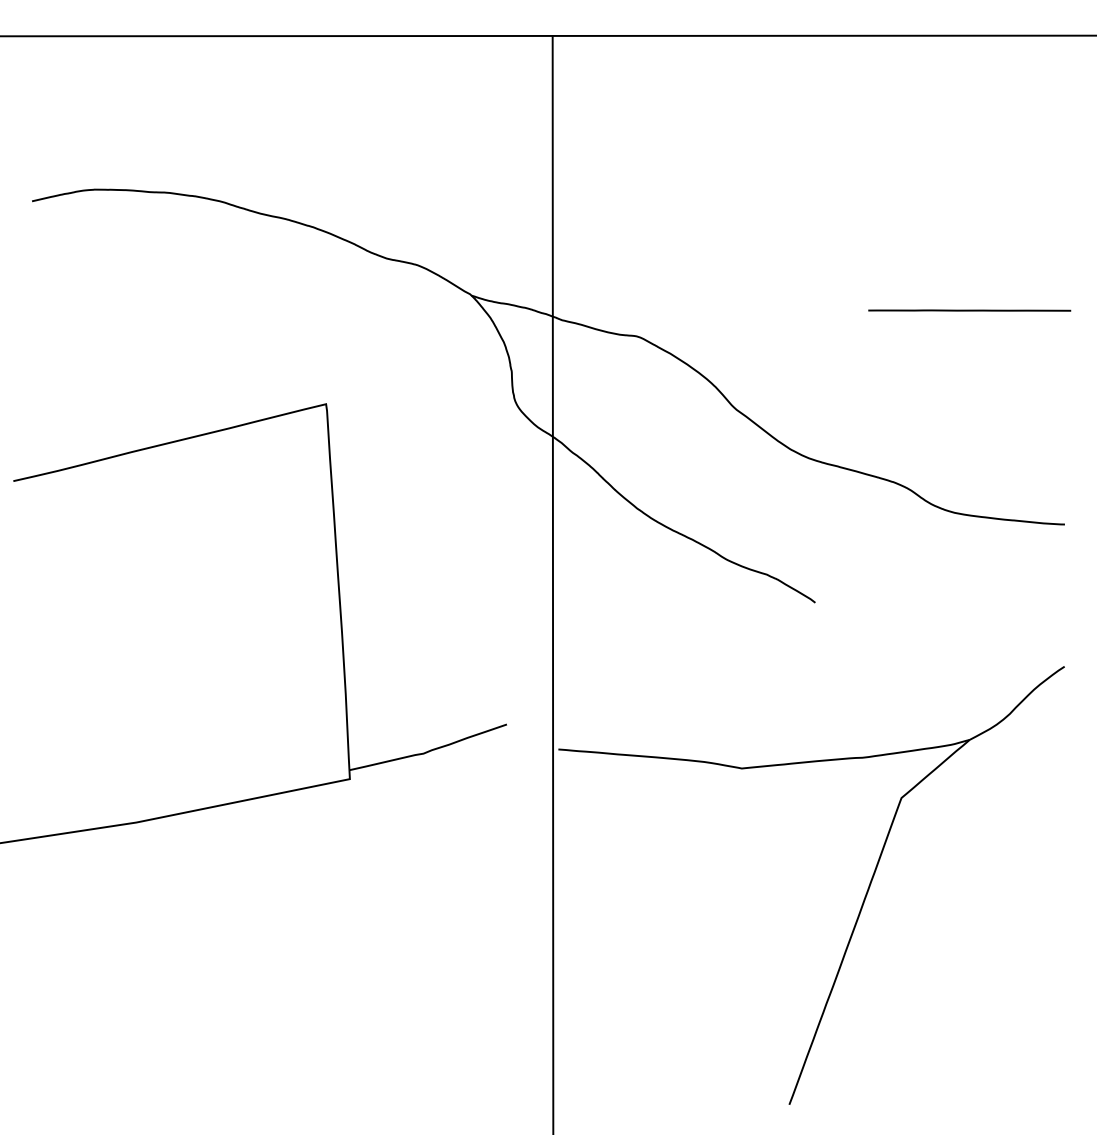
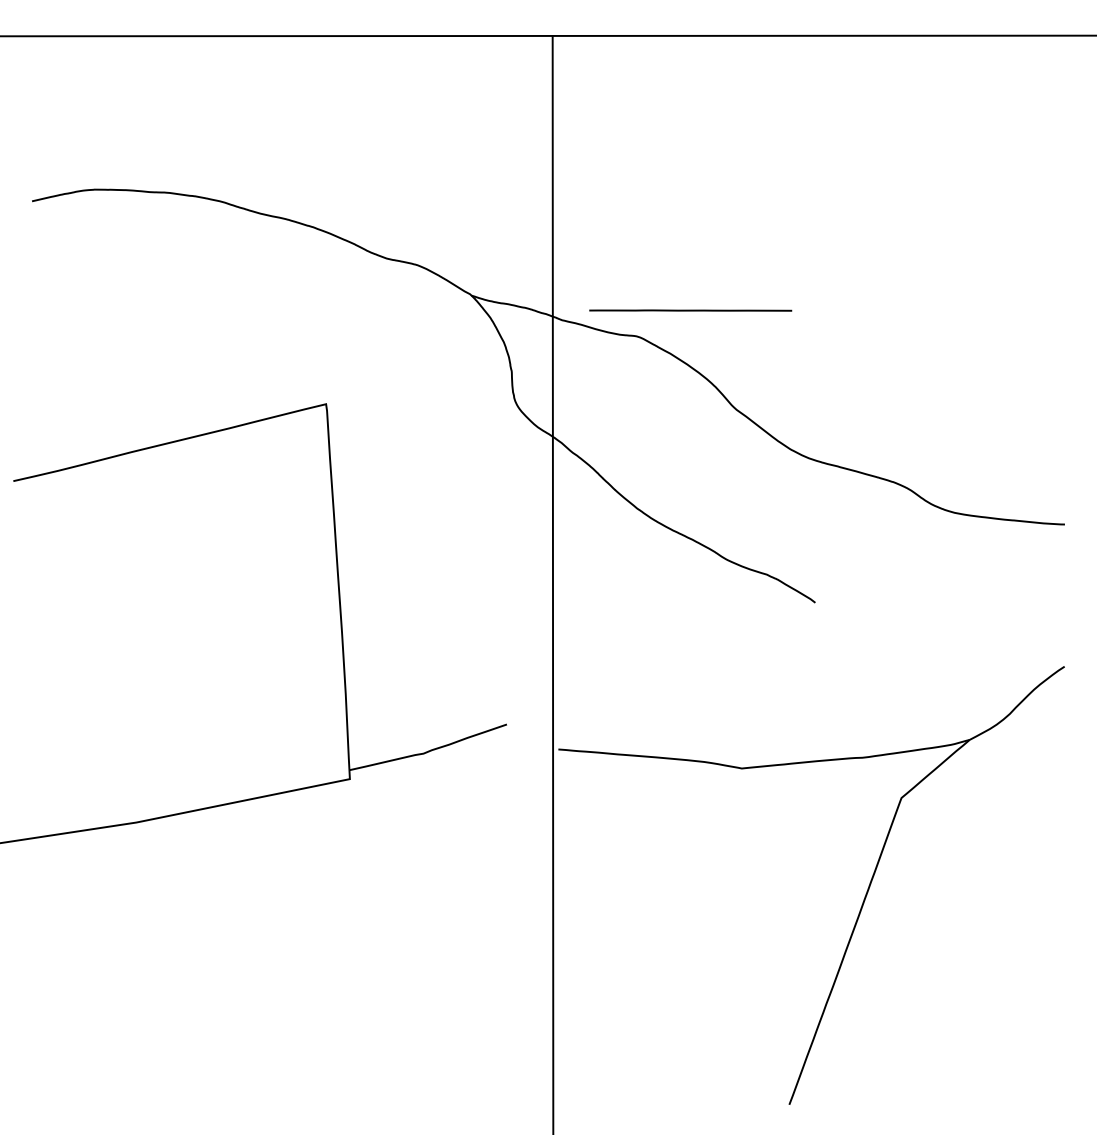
line position: (969, 310) -> (690, 310) (690, 310)
